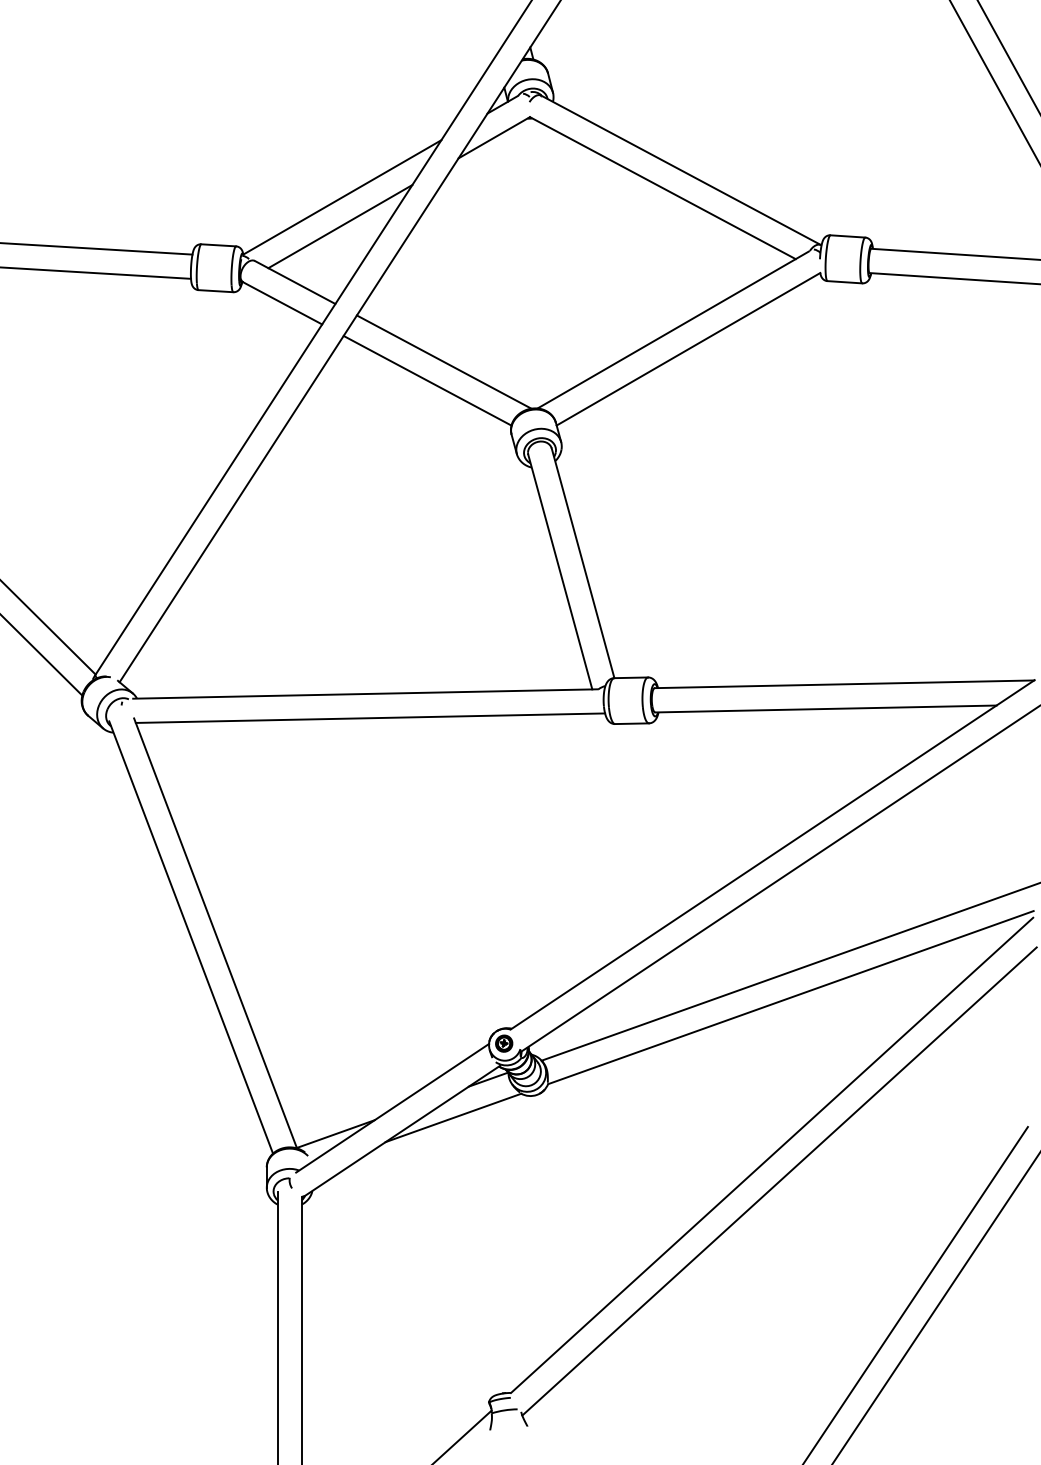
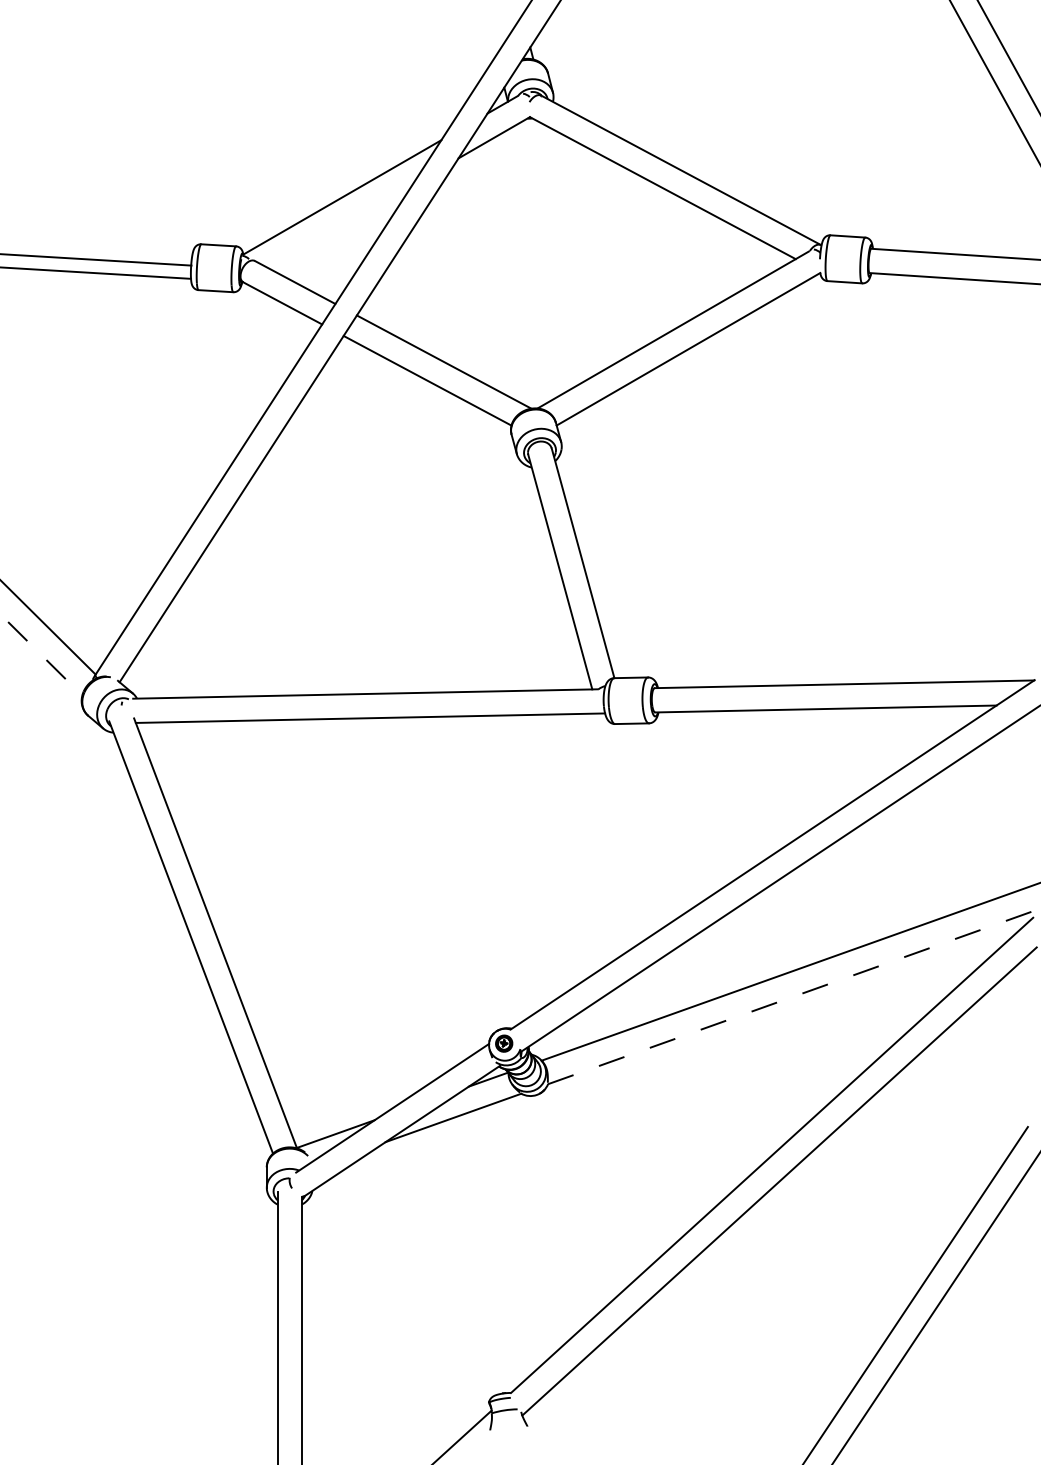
line: present -> none (340, 226)
line position: (97, 248) -> (96, 259) (96, 259)
line: solid -> dashed (41, 654)
line: solid -> dashed (790, 997)
